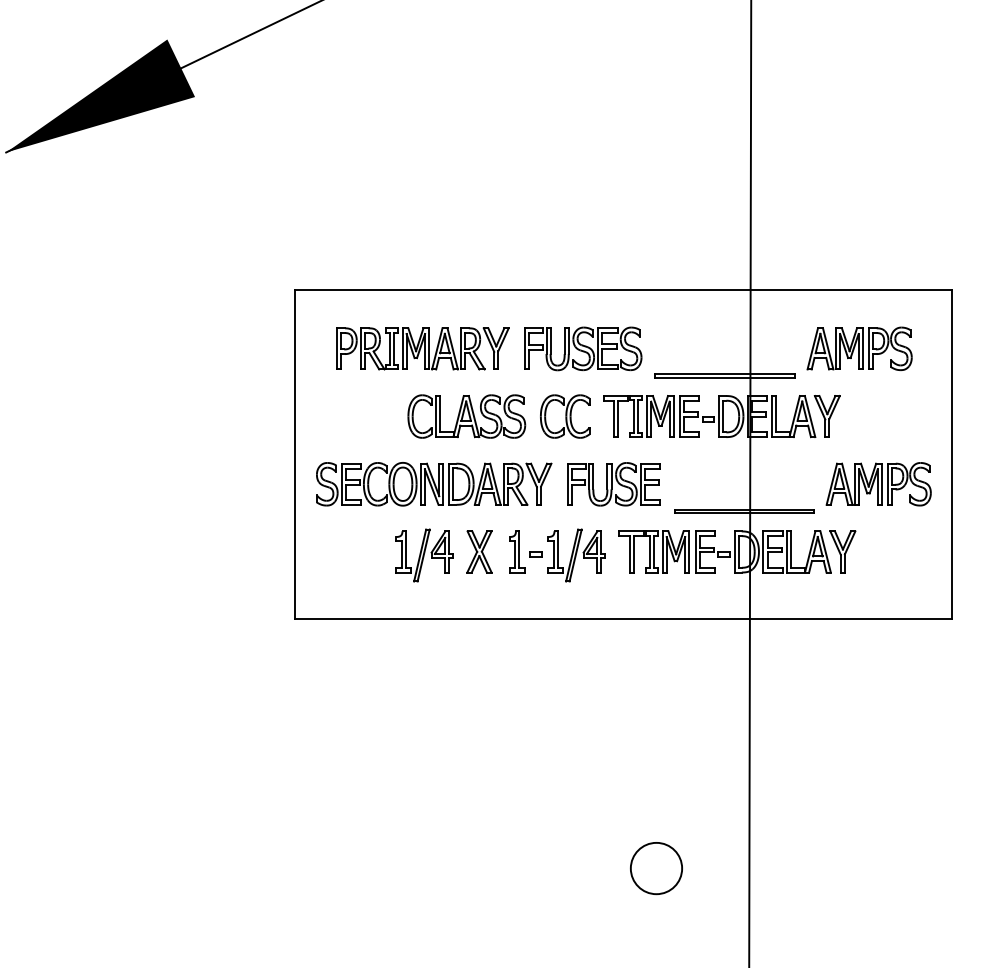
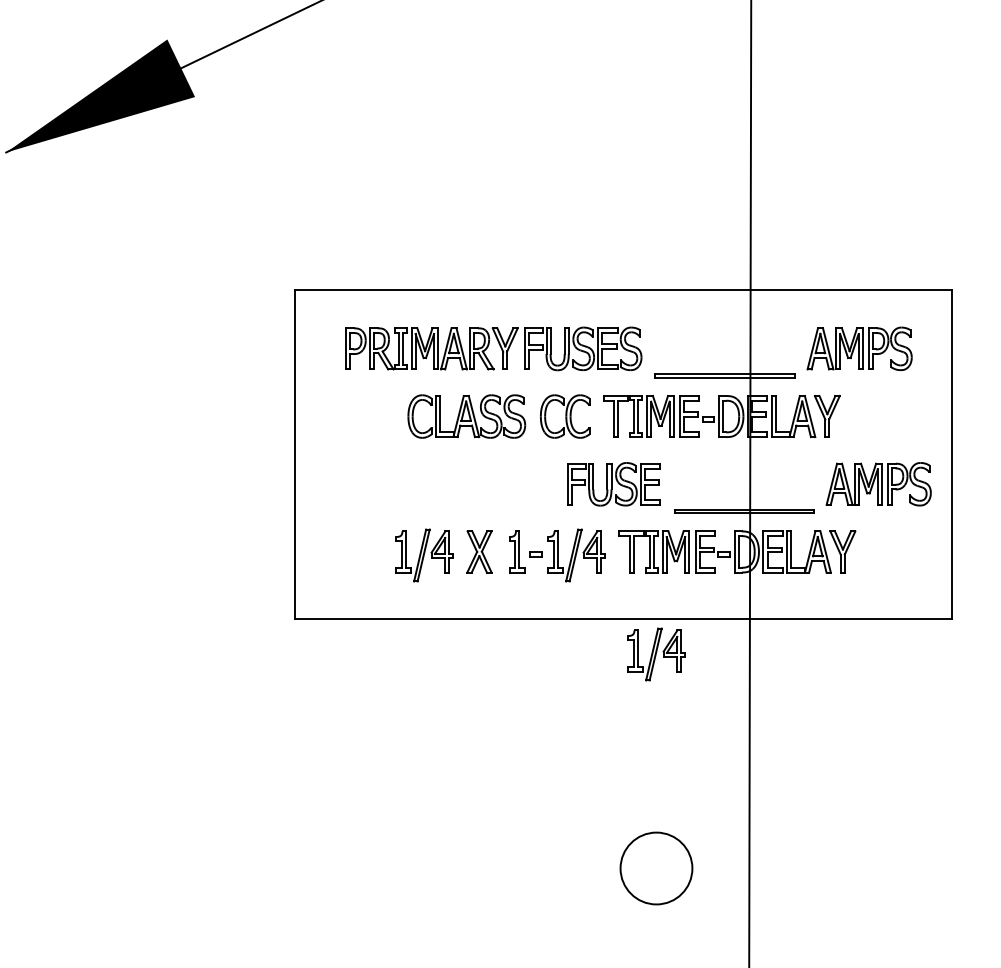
part position: (422, 348) -> (431, 348) (431, 348)
part: present -> none (434, 484)
part: none -> present (656, 654)
circle diameter: 51 px -> 72 px (656, 868)
